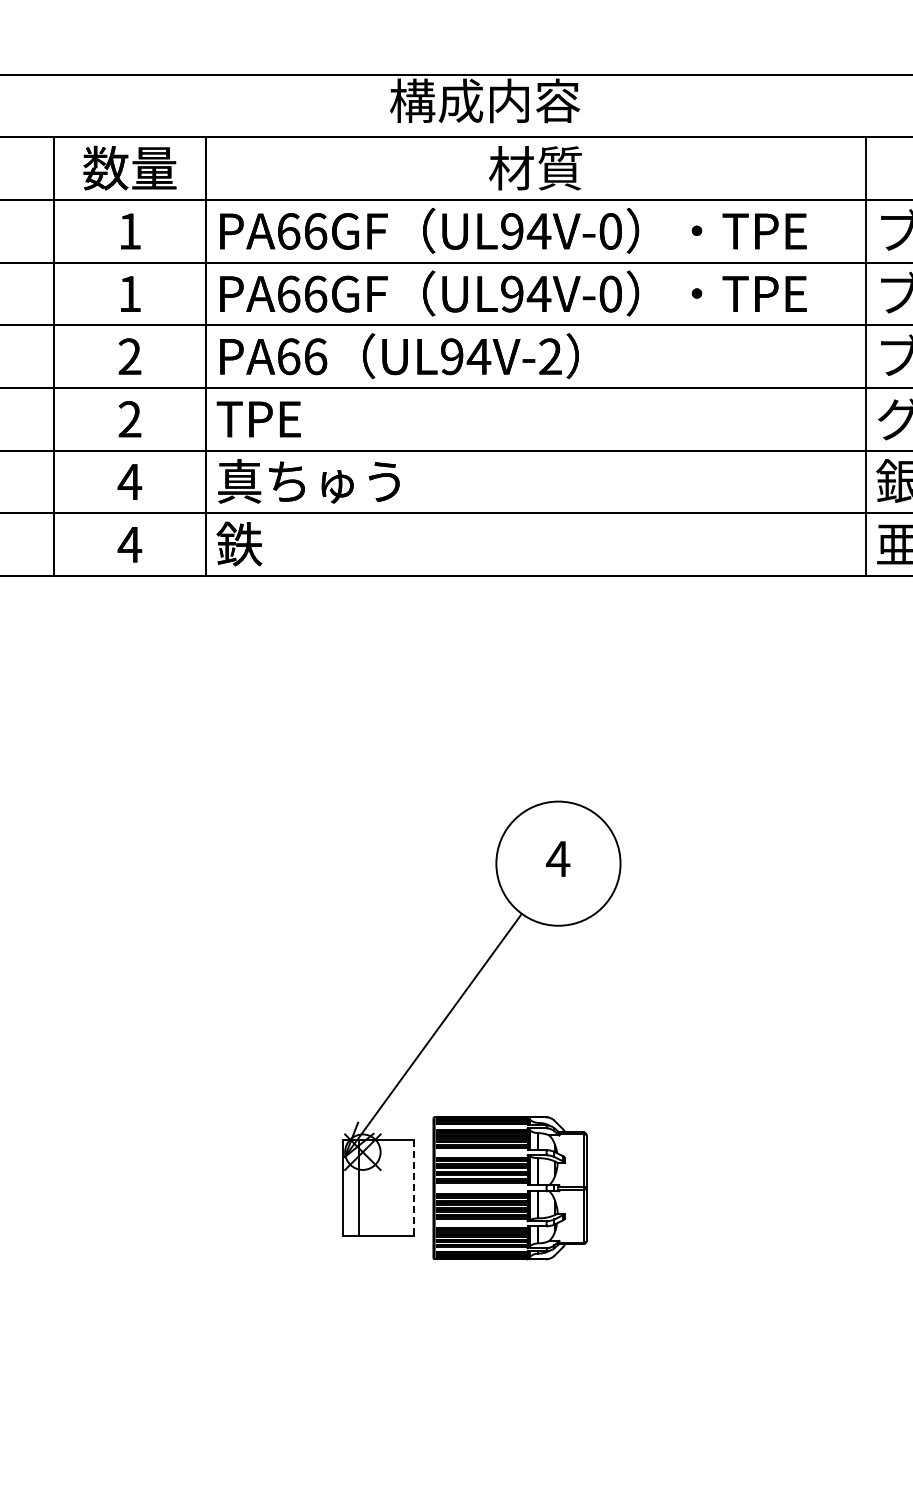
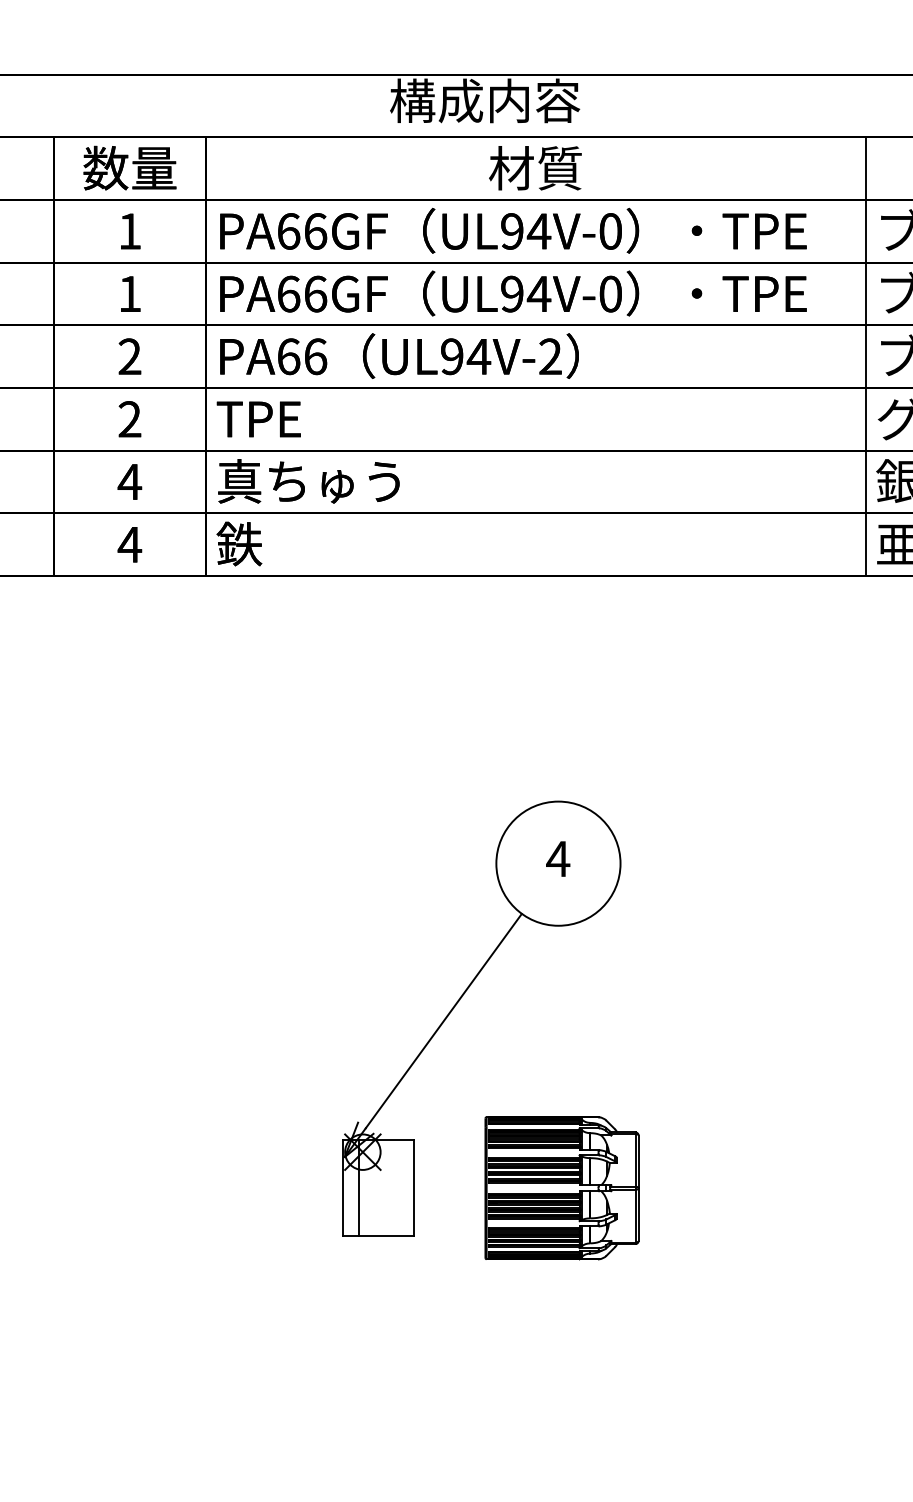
line: dashed -> solid (414, 1188)
part position: (509, 1188) -> (561, 1188) (561, 1188)
